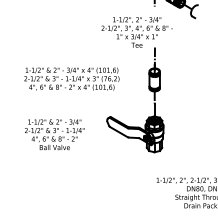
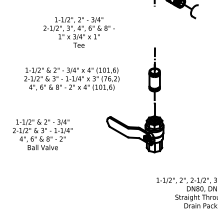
text position: (136, 32) -> (78, 32) (78, 32)
text position: (54, 134) -> (42, 134) (42, 134)
